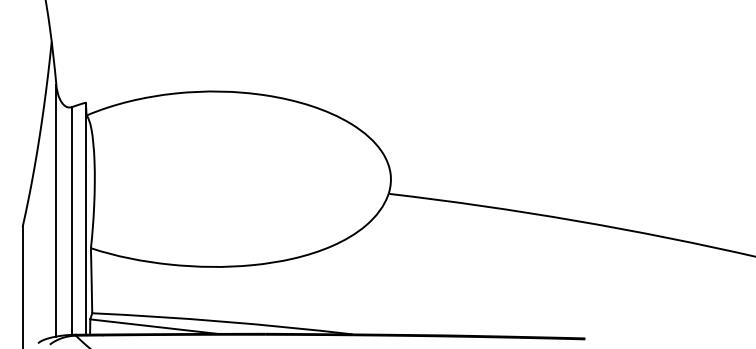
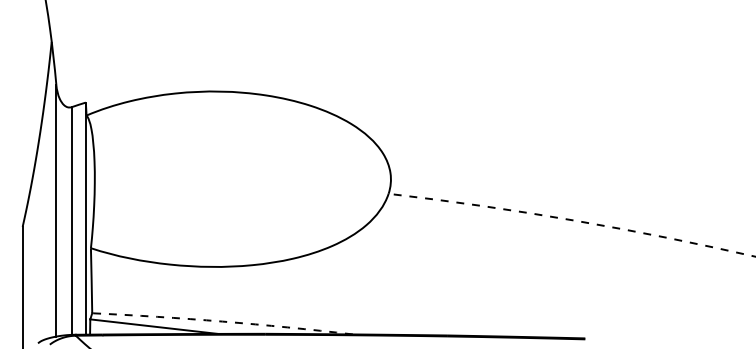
arc: solid -> dashed (573, 220)
arc: solid -> dashed (222, 321)
